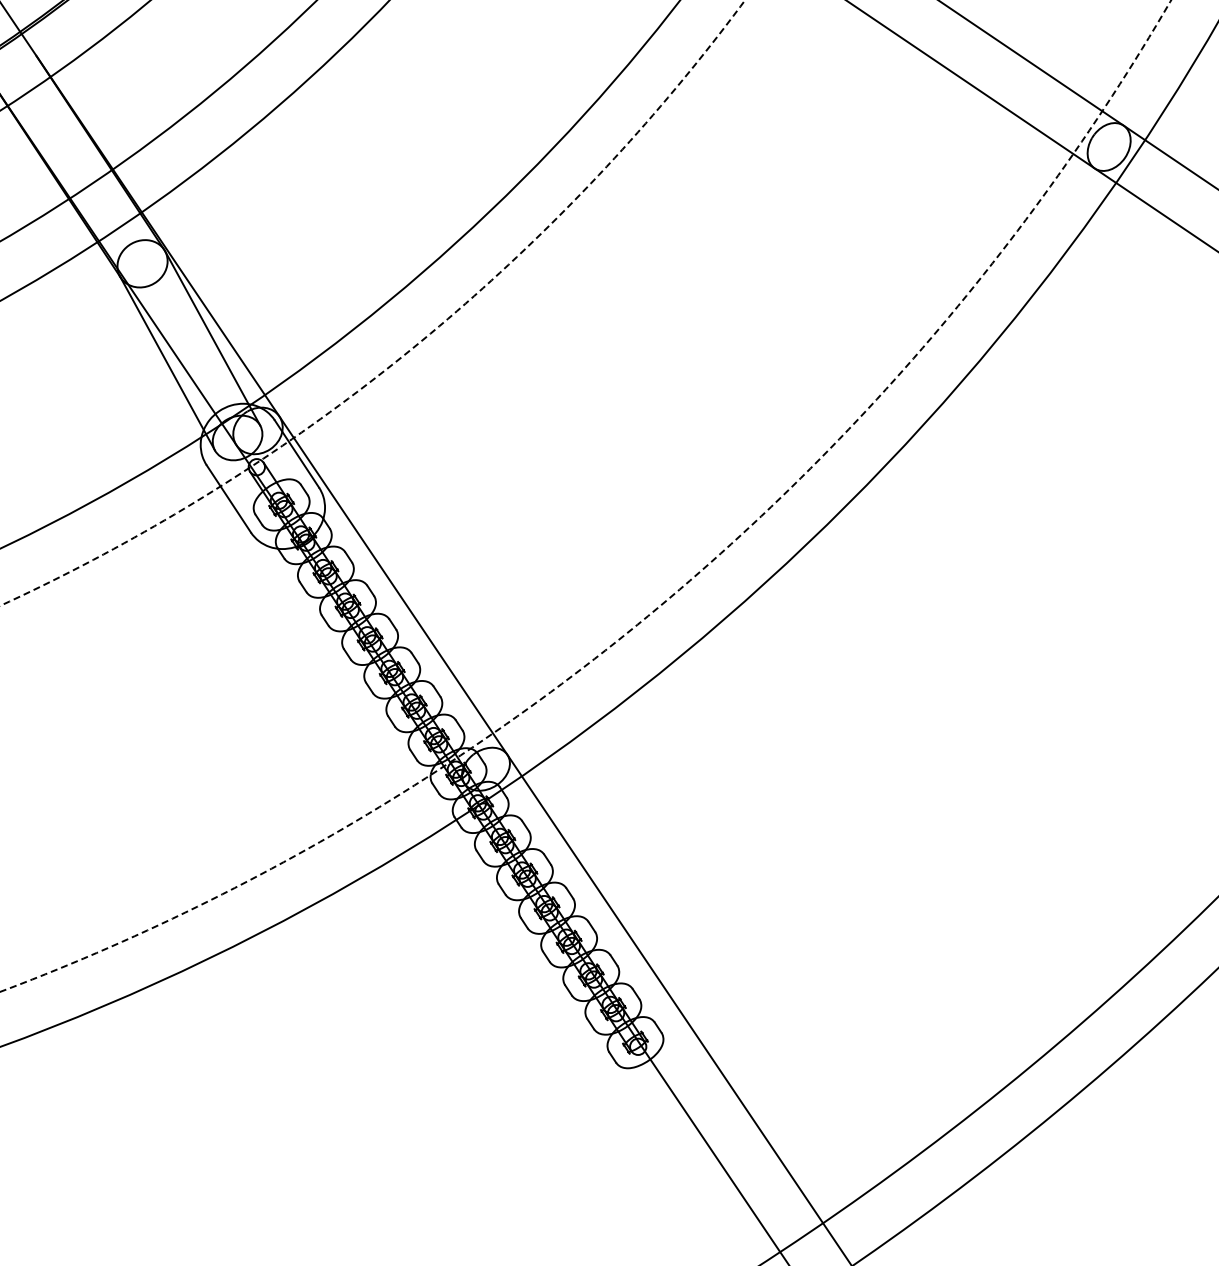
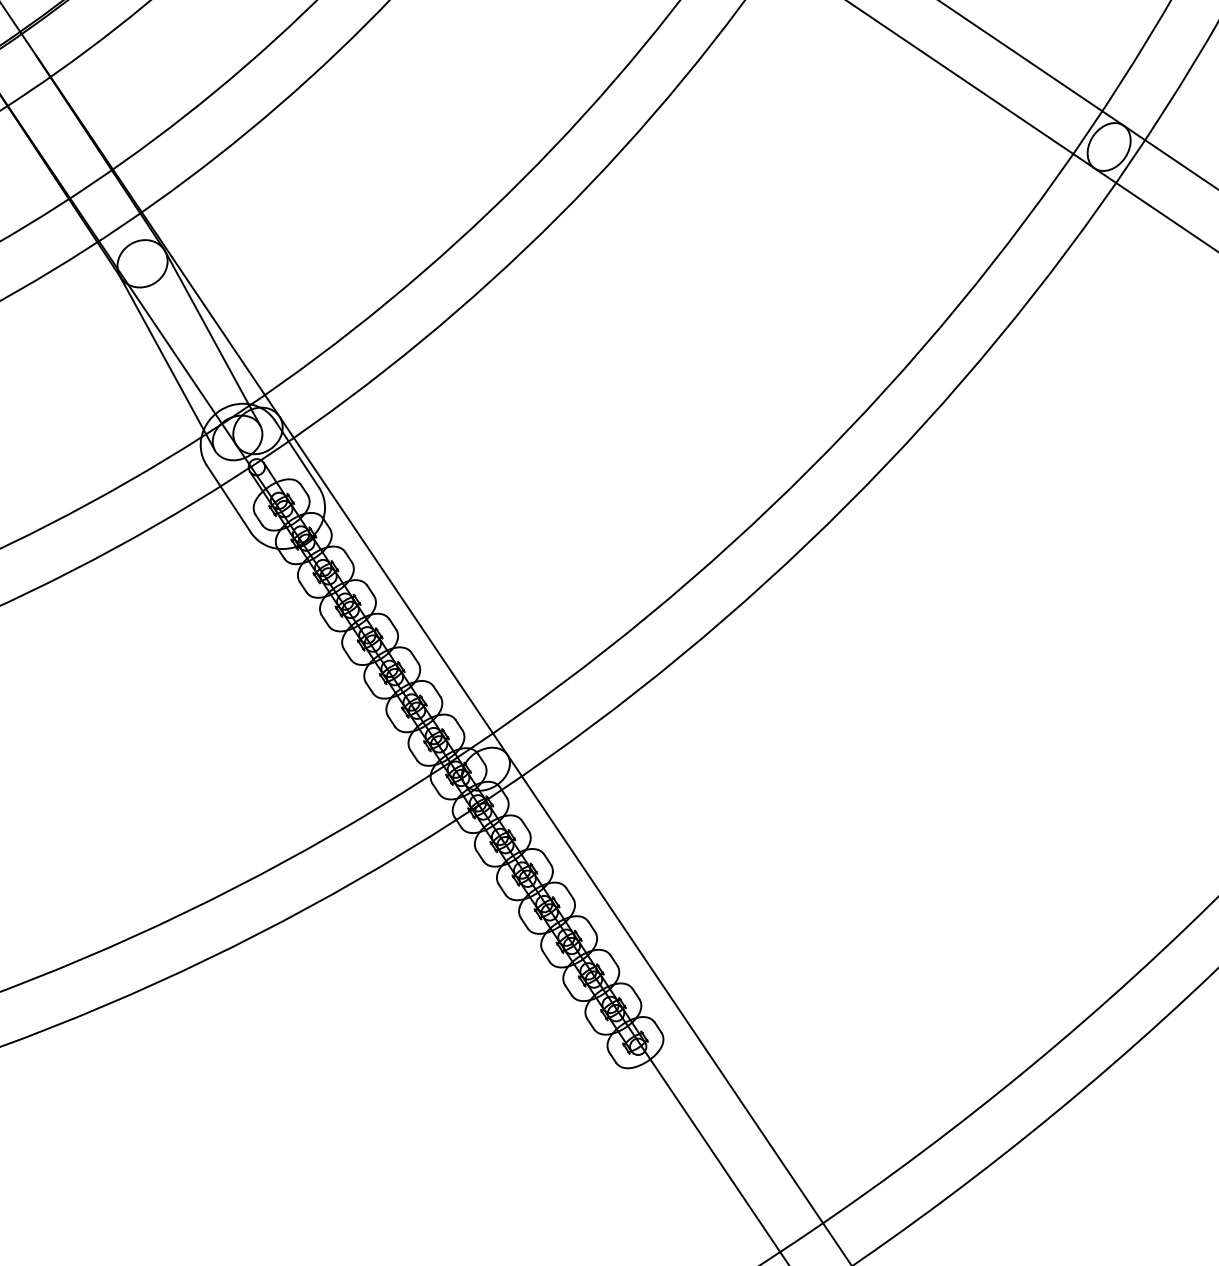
circle: dashed -> solid (372, 302)
circle: dashed -> solid (585, 495)
